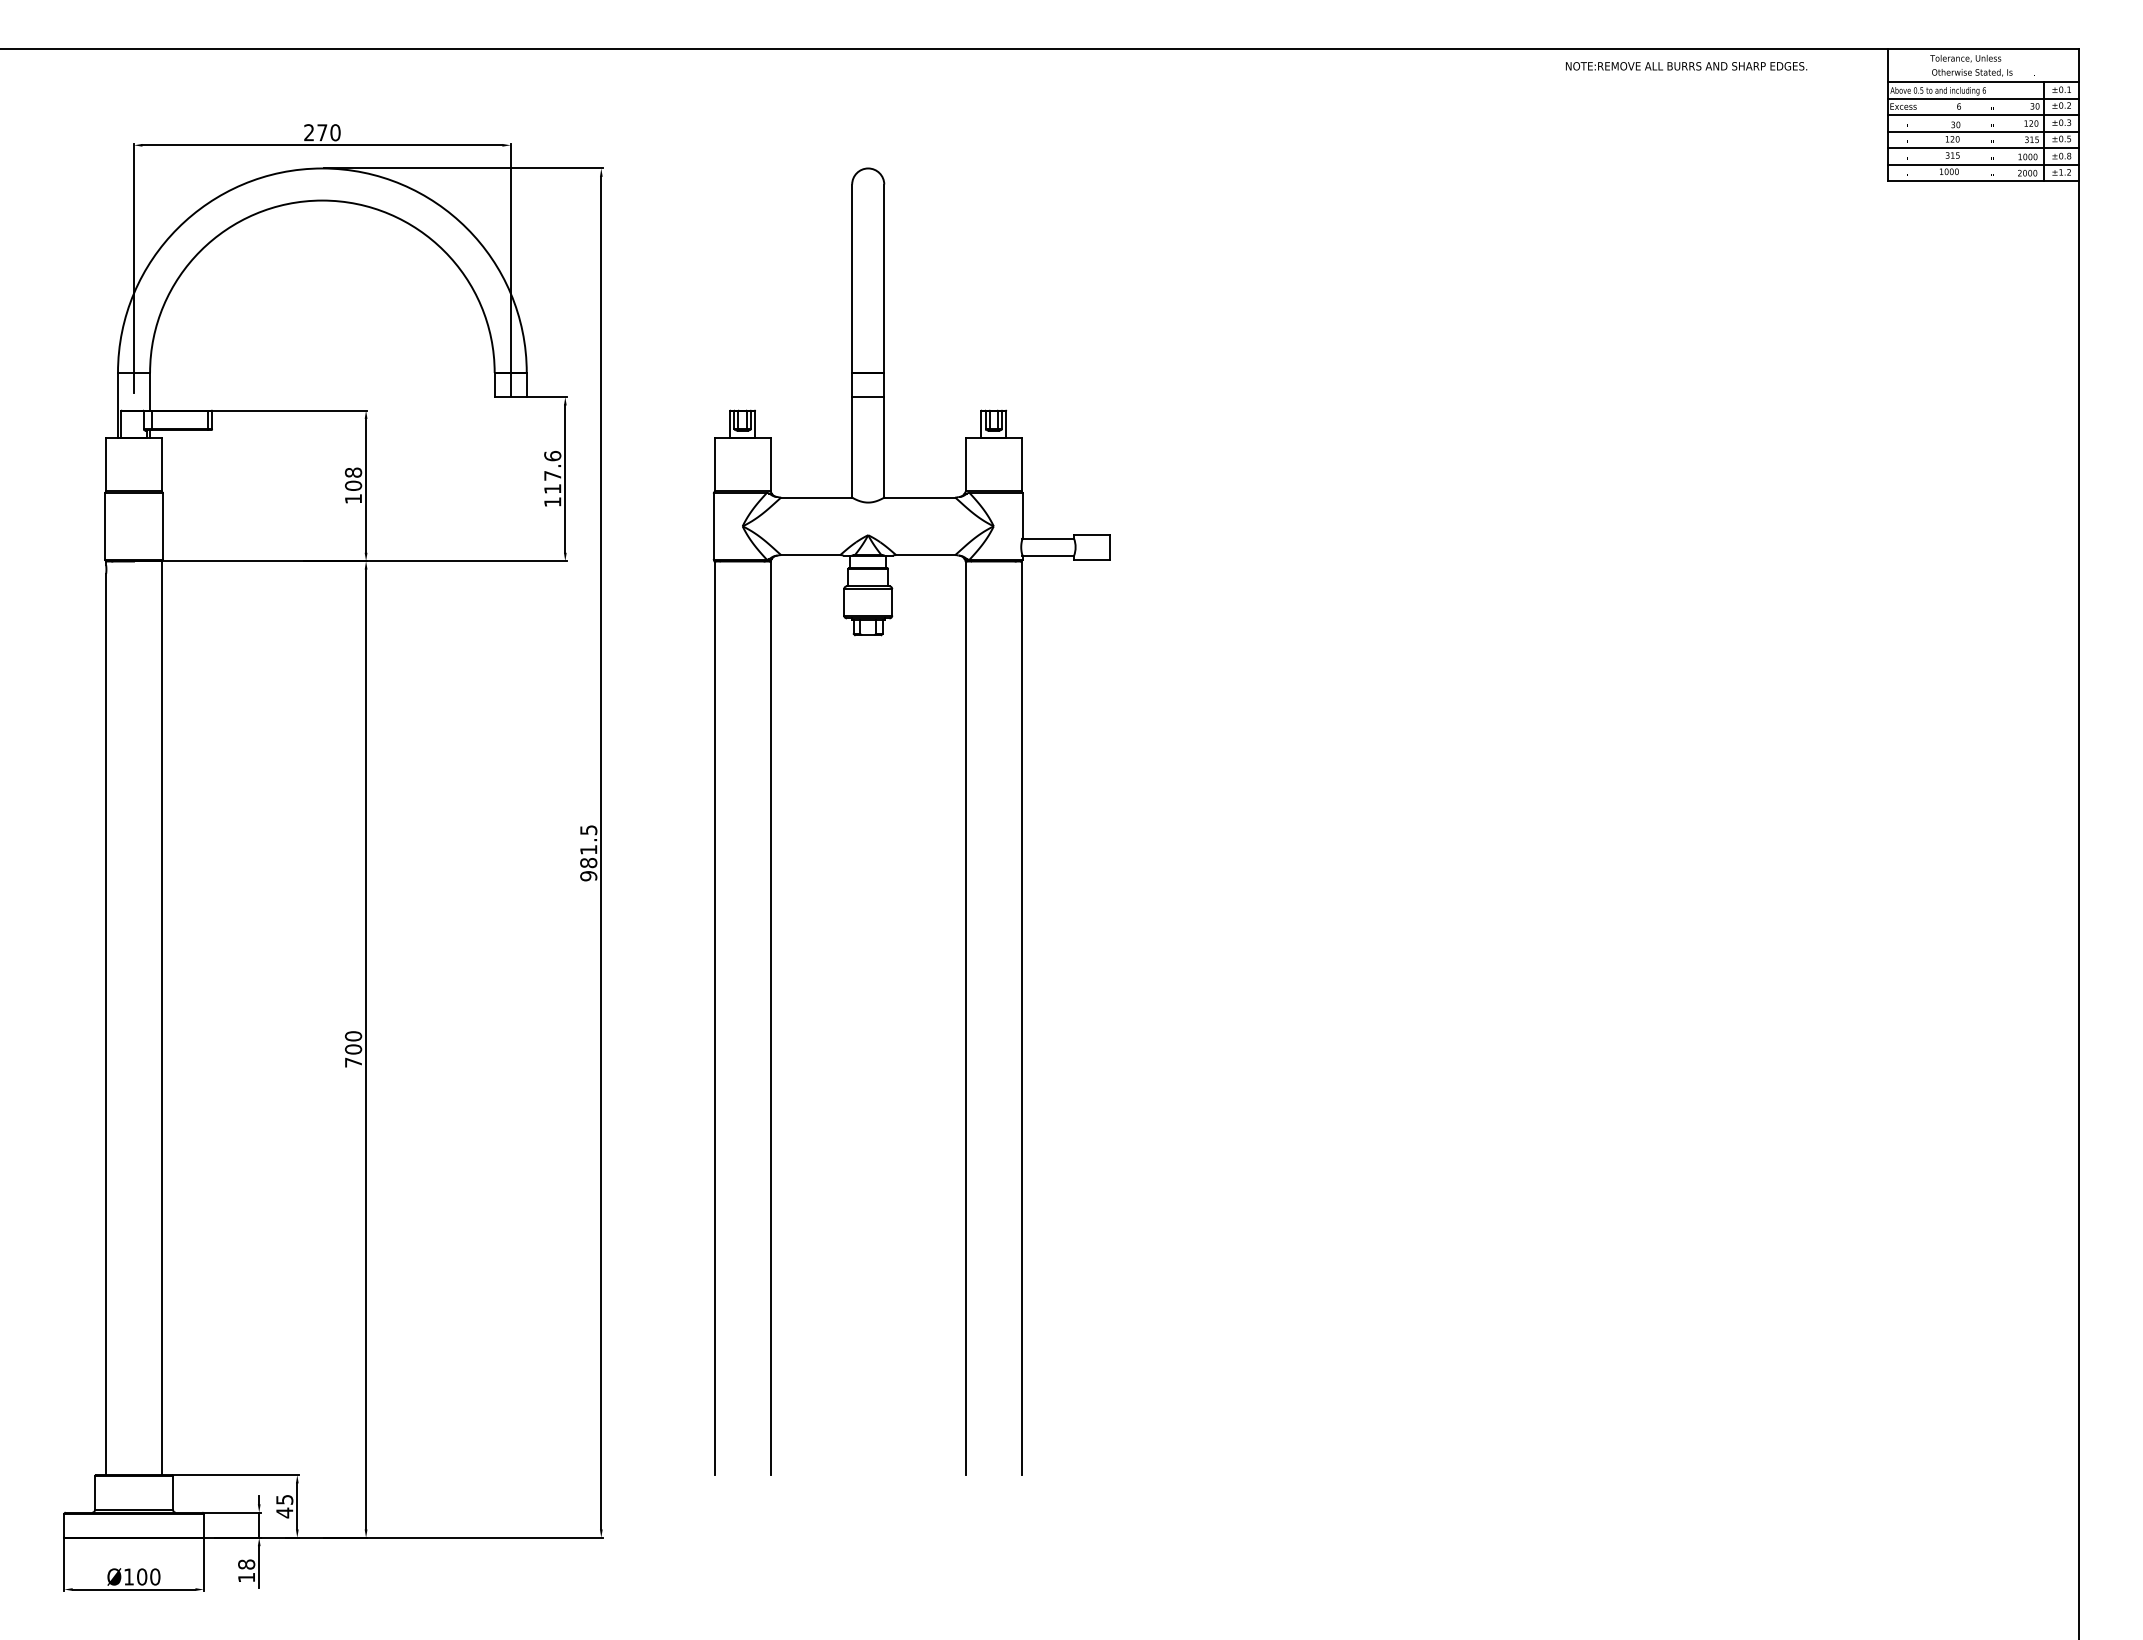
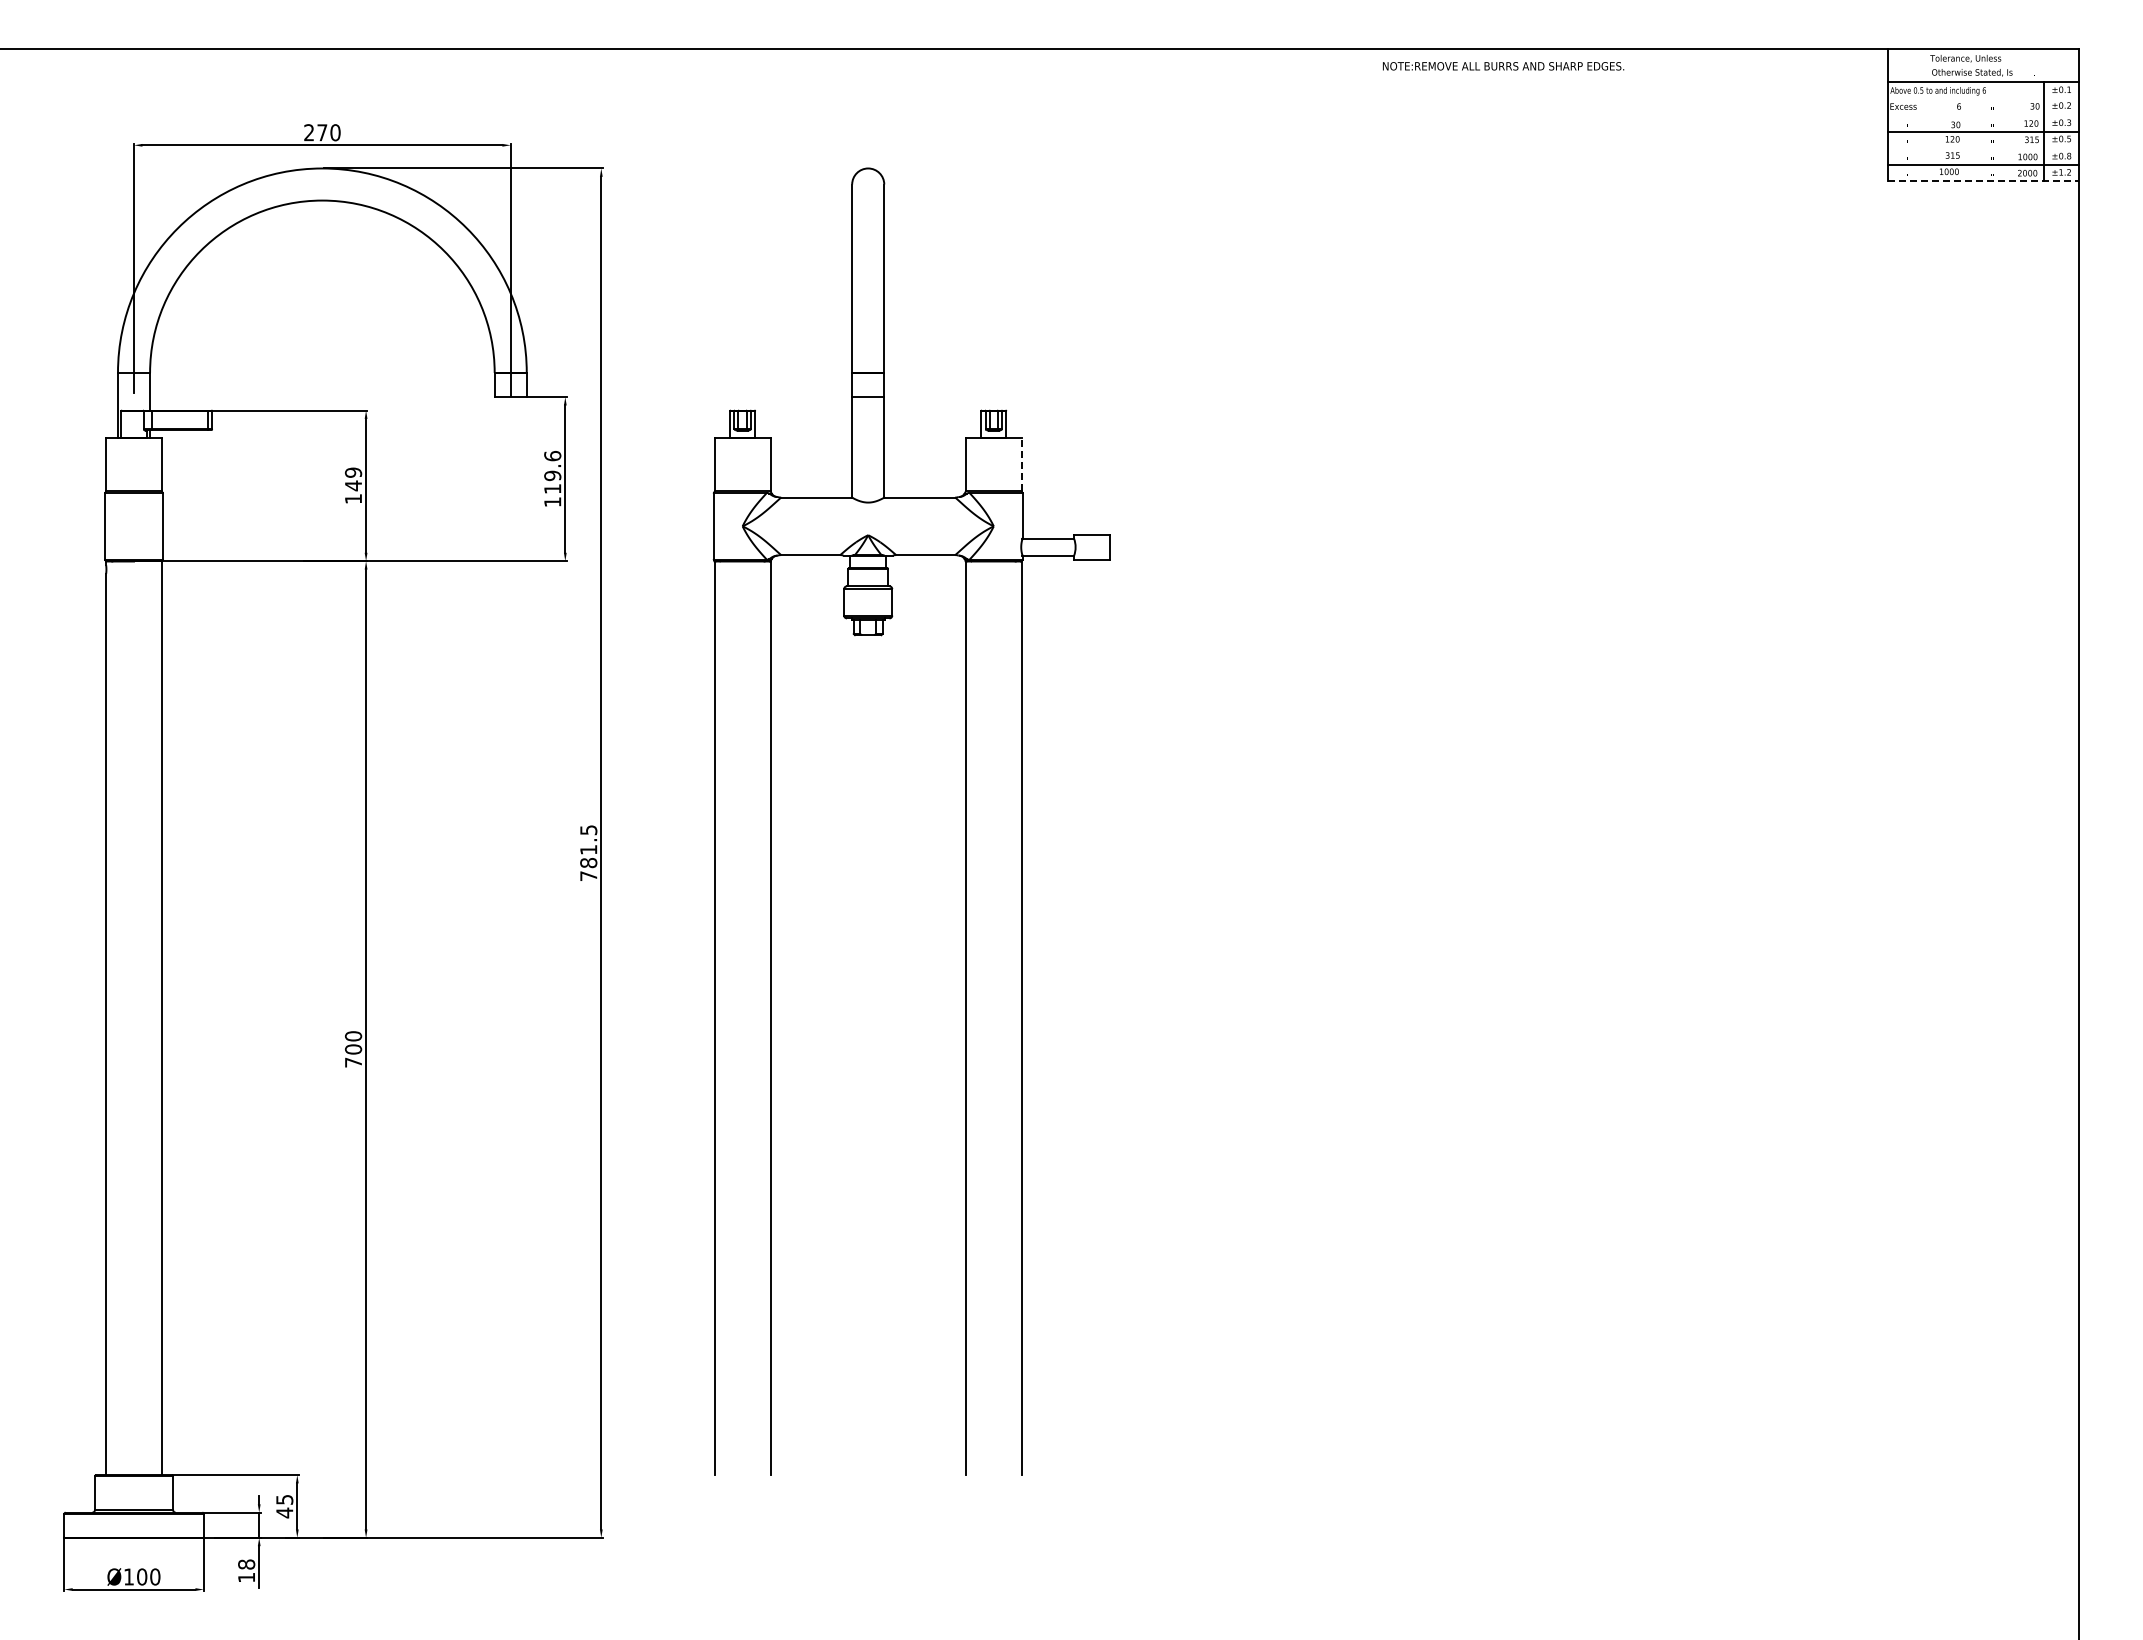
text position: (1686, 66) -> (1503, 66) (1503, 66)
line: present -> none (1983, 98)
line: present -> none (1983, 115)
line: present -> none (1983, 147)
line: solid -> dashed (1983, 180)
line: solid -> dashed (1021, 464)
text: 117.6 -> 119.6 (552, 475)
text: 108 -> 149 (353, 479)
text: 981.5 -> 781.5 (588, 876)
